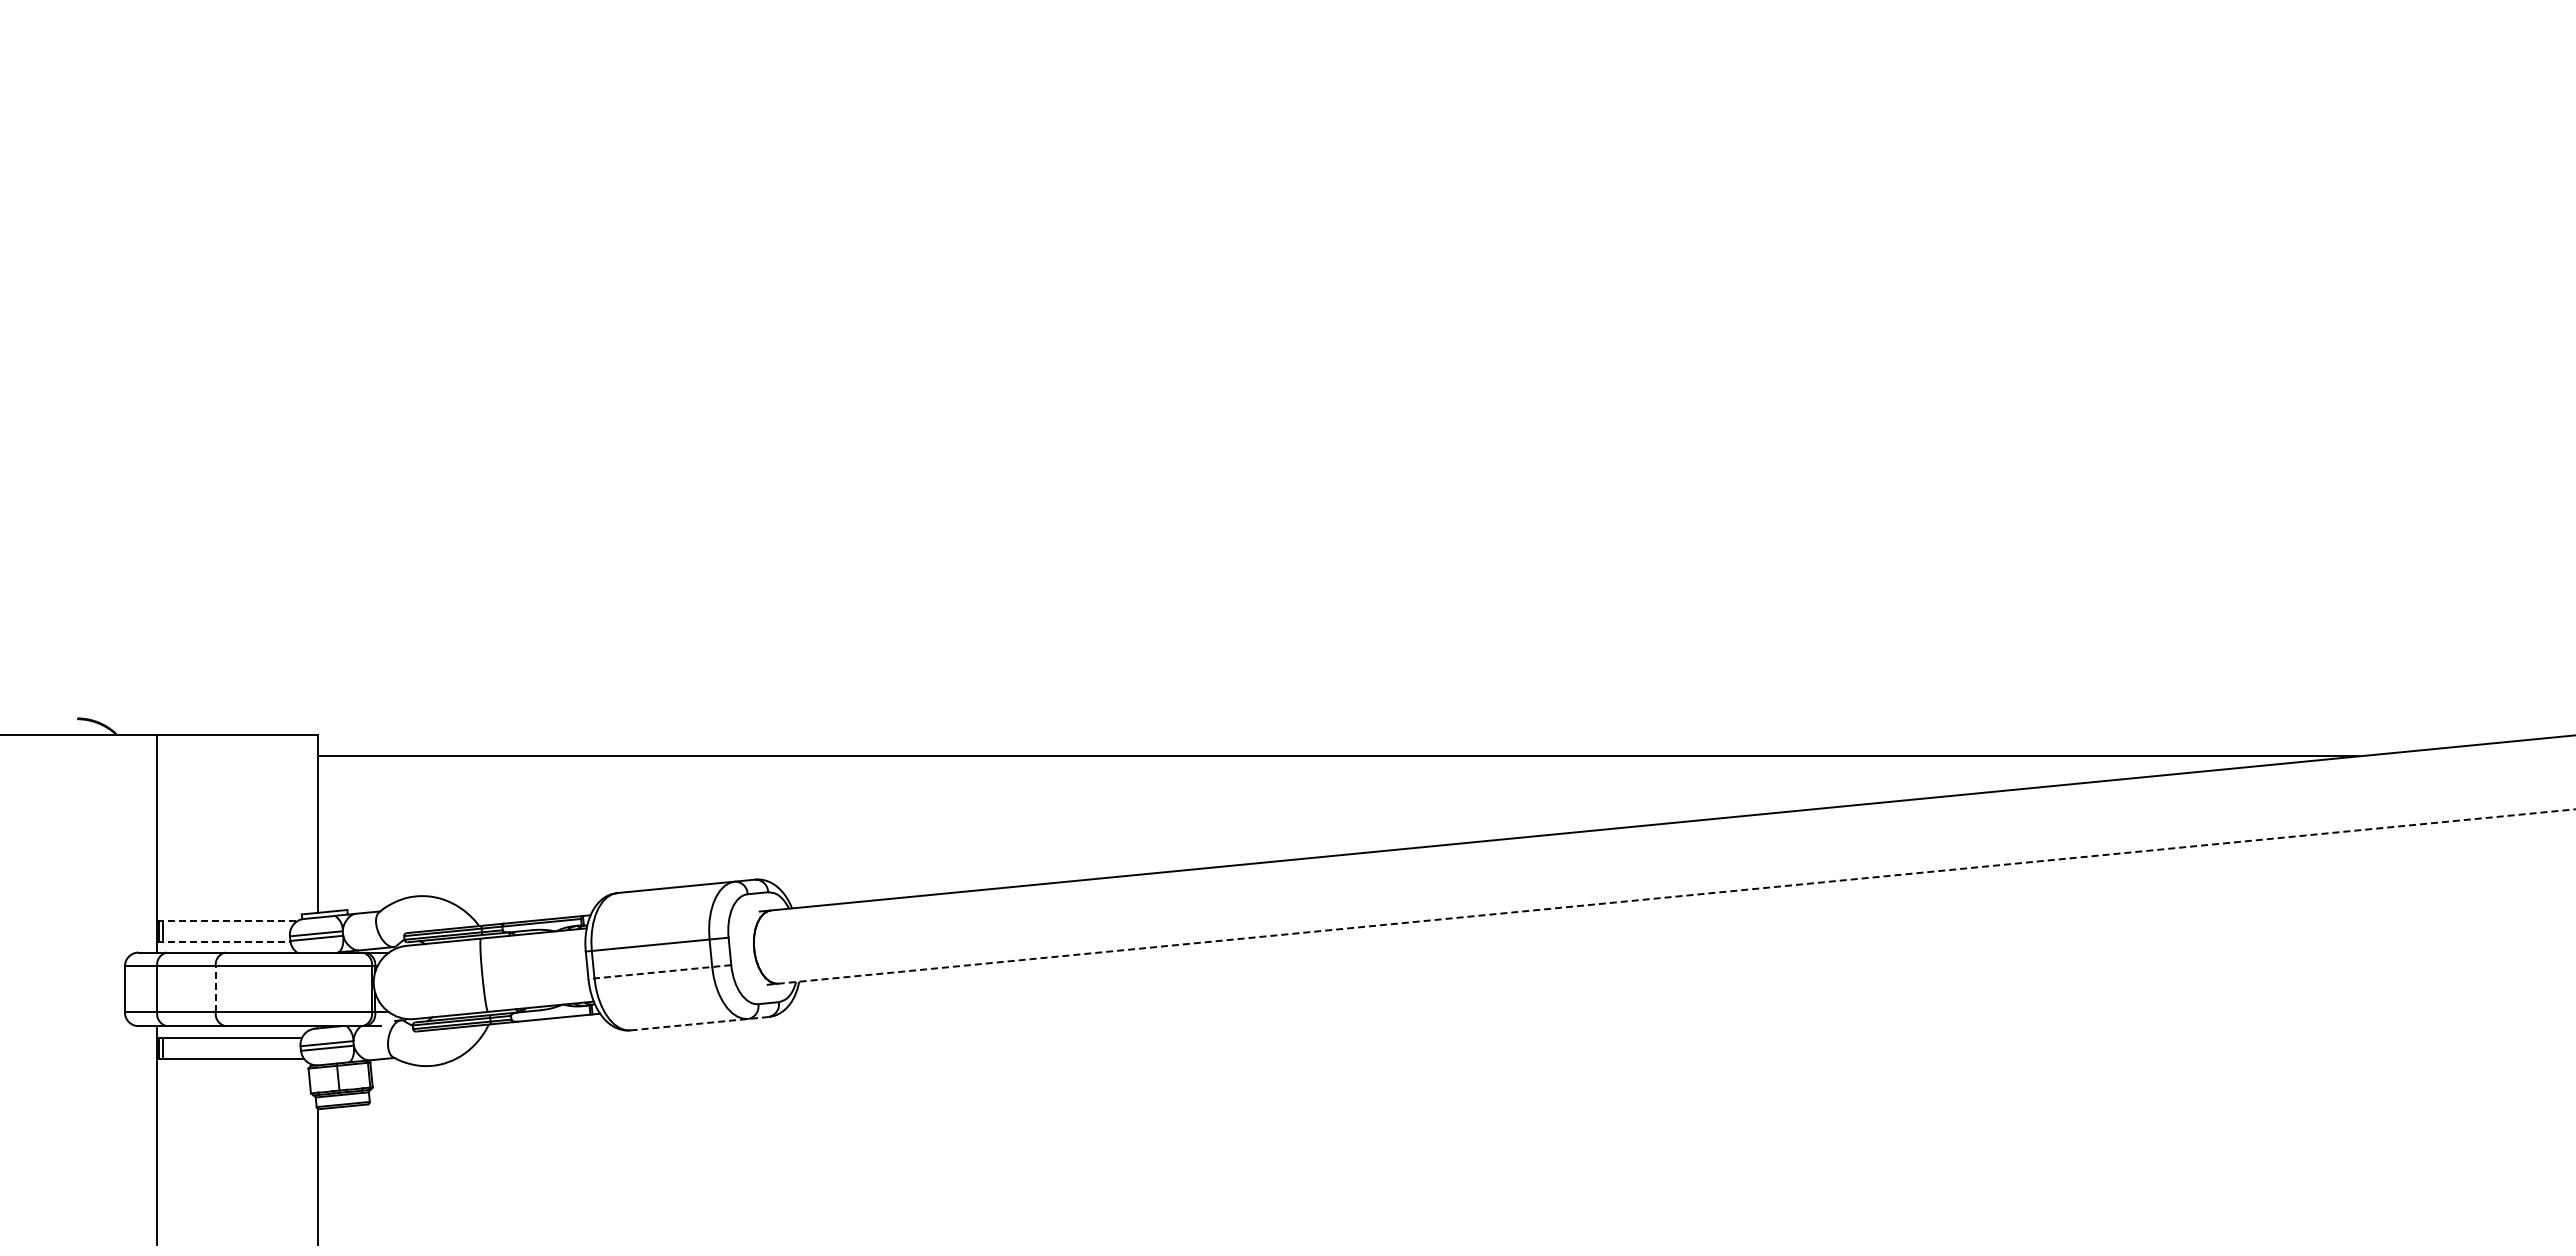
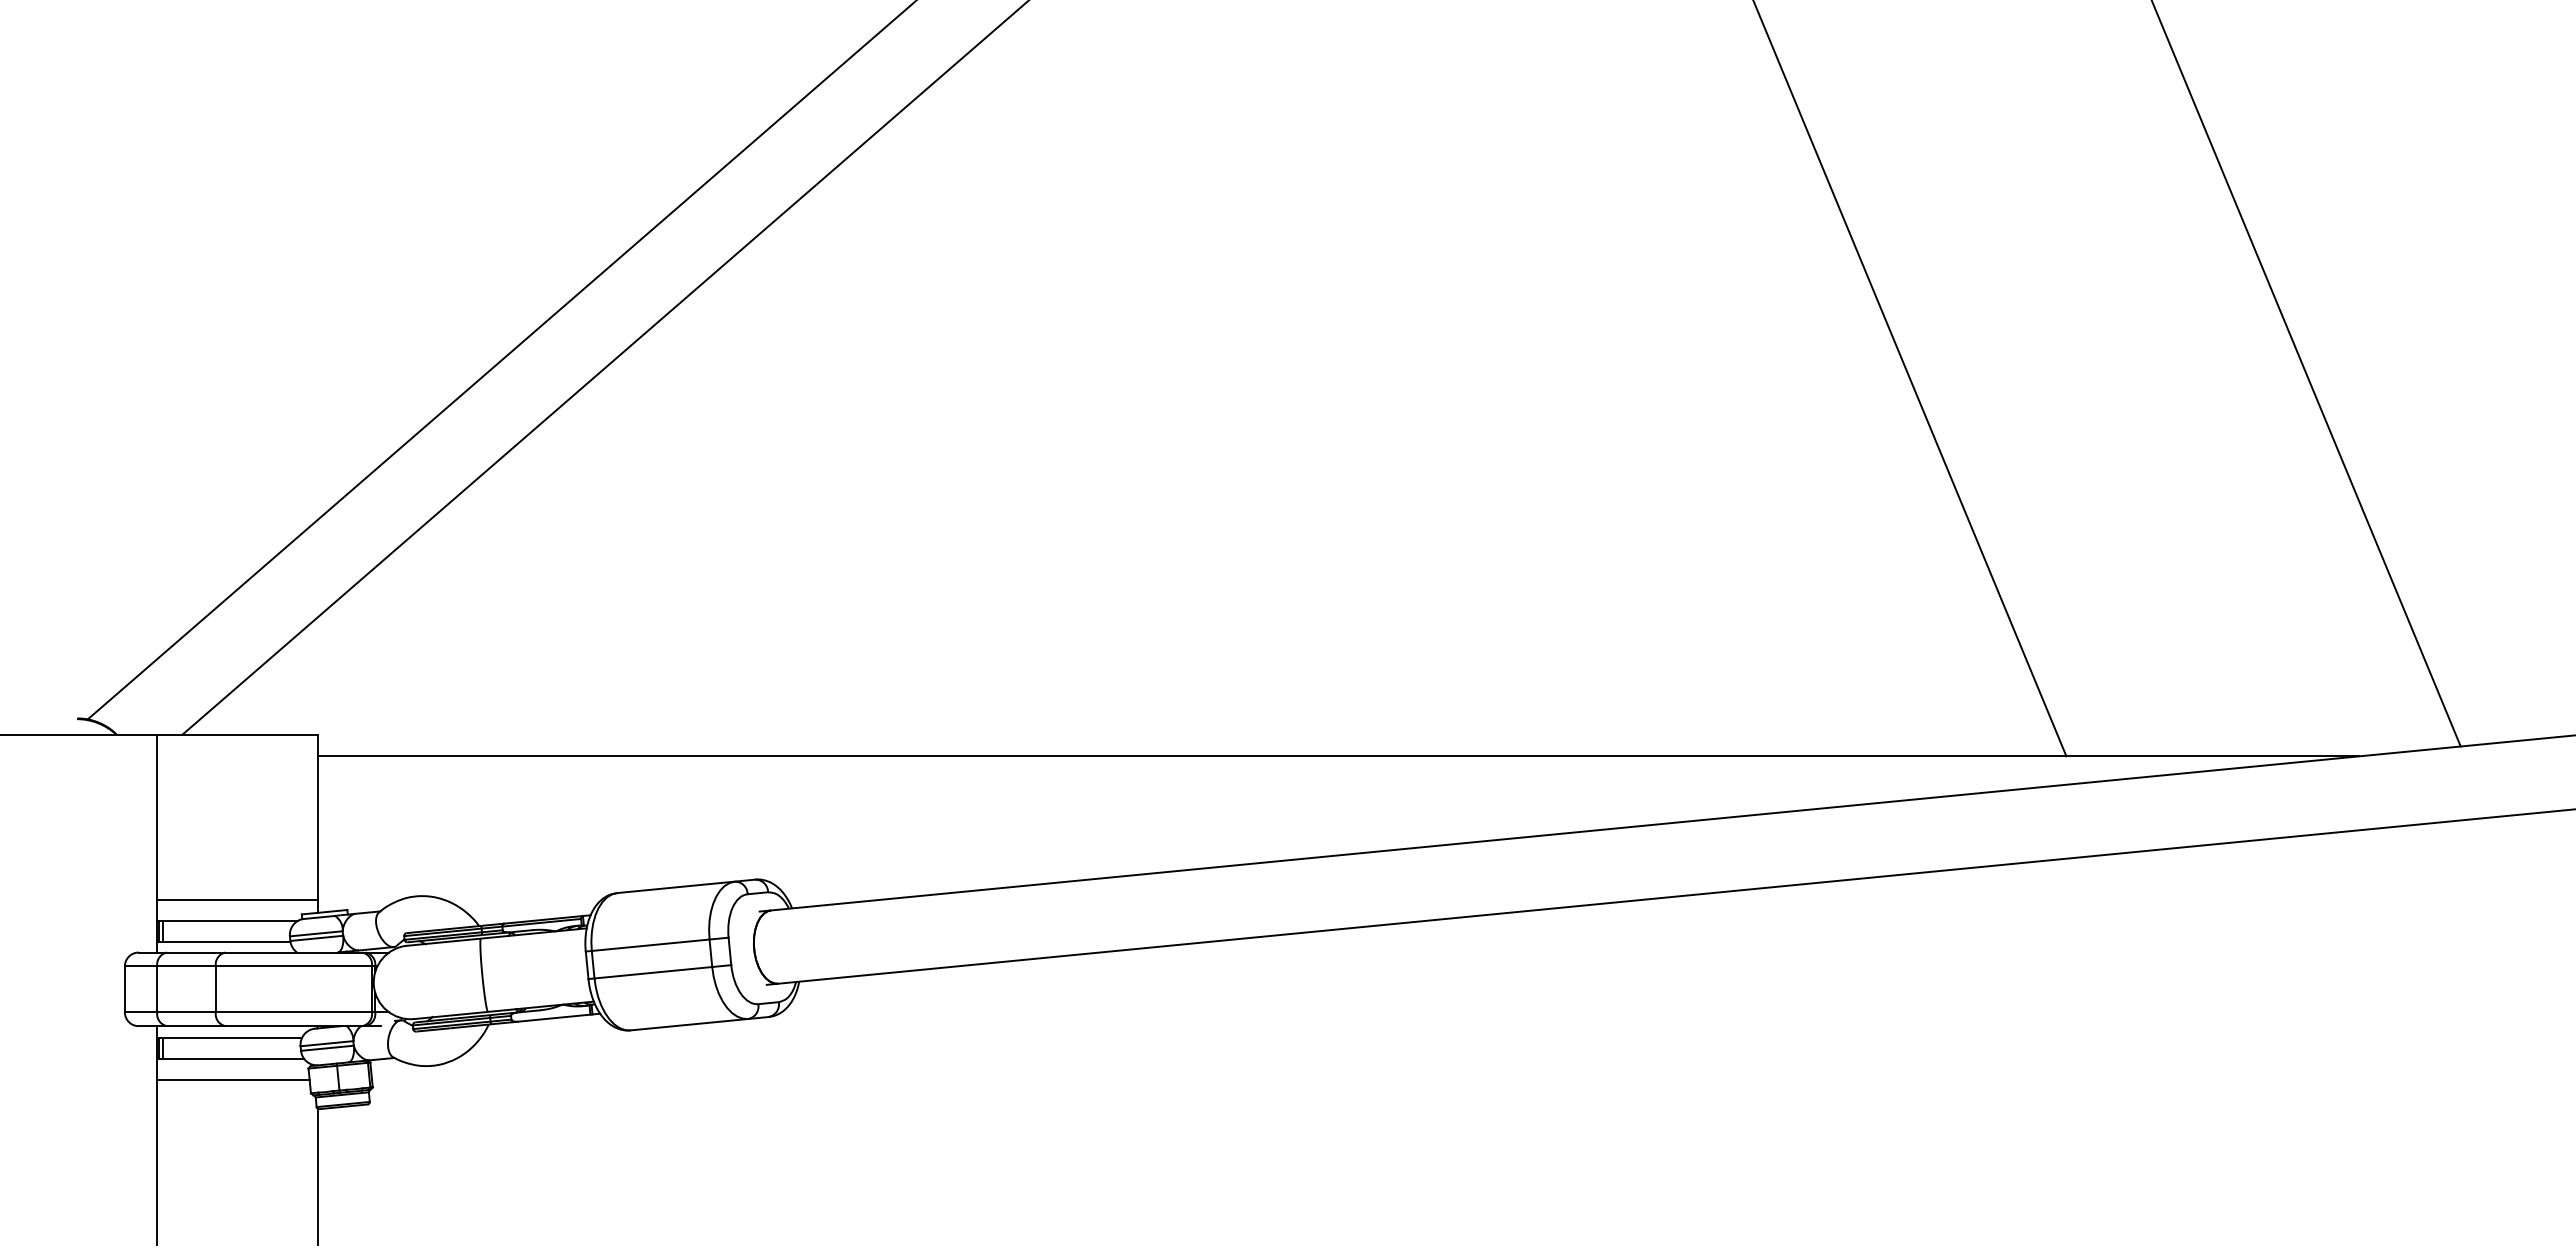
line: none -> present (500, 360)
line: none -> present (604, 368)
line: none -> present (2306, 374)
line: none -> present (1910, 379)
line: dashed -> solid (1671, 897)
line: none -> present (237, 900)
line: dashed -> solid (227, 921)
line: dashed -> solid (223, 941)
line: dashed -> solid (659, 972)
line: dashed -> solid (215, 988)
line: dashed -> solid (700, 1023)
line: none -> present (233, 1079)
